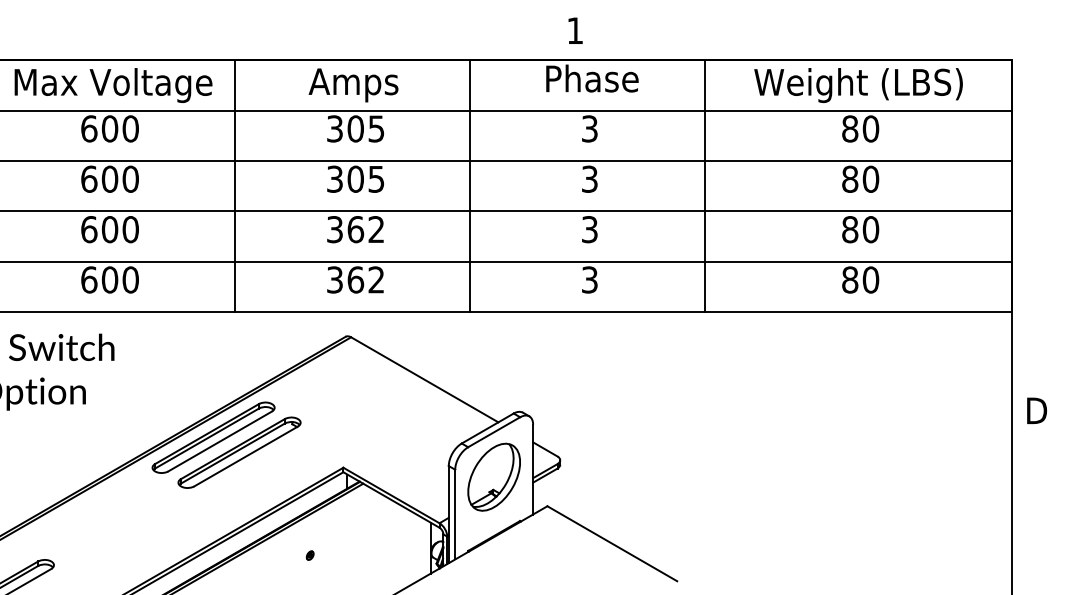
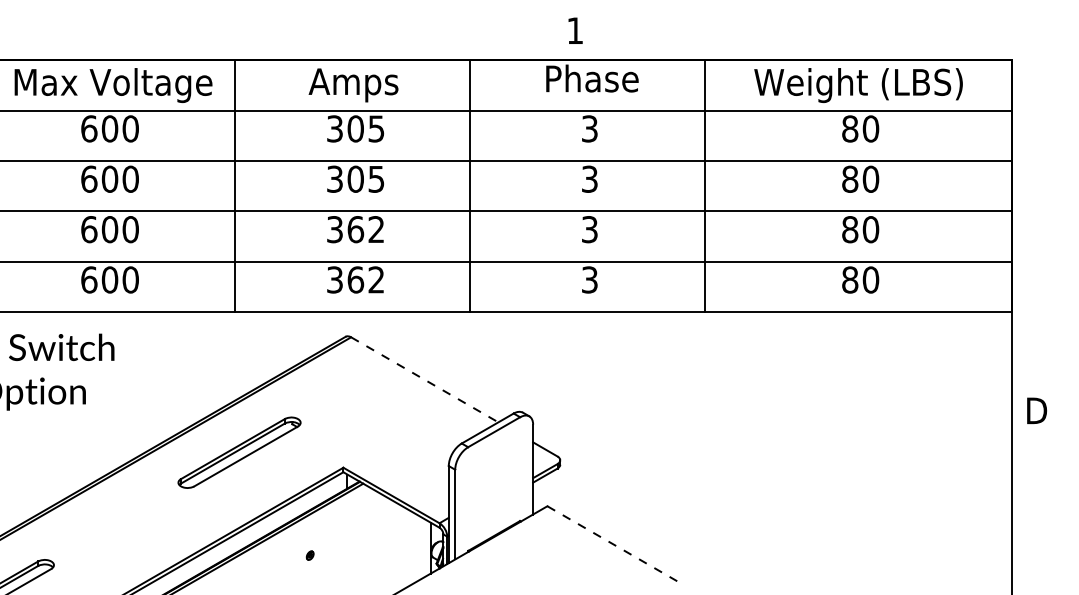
line: solid -> dashed (425, 380)
part: present -> none (213, 437)
part: present -> none (493, 476)
line: solid -> dashed (612, 543)
